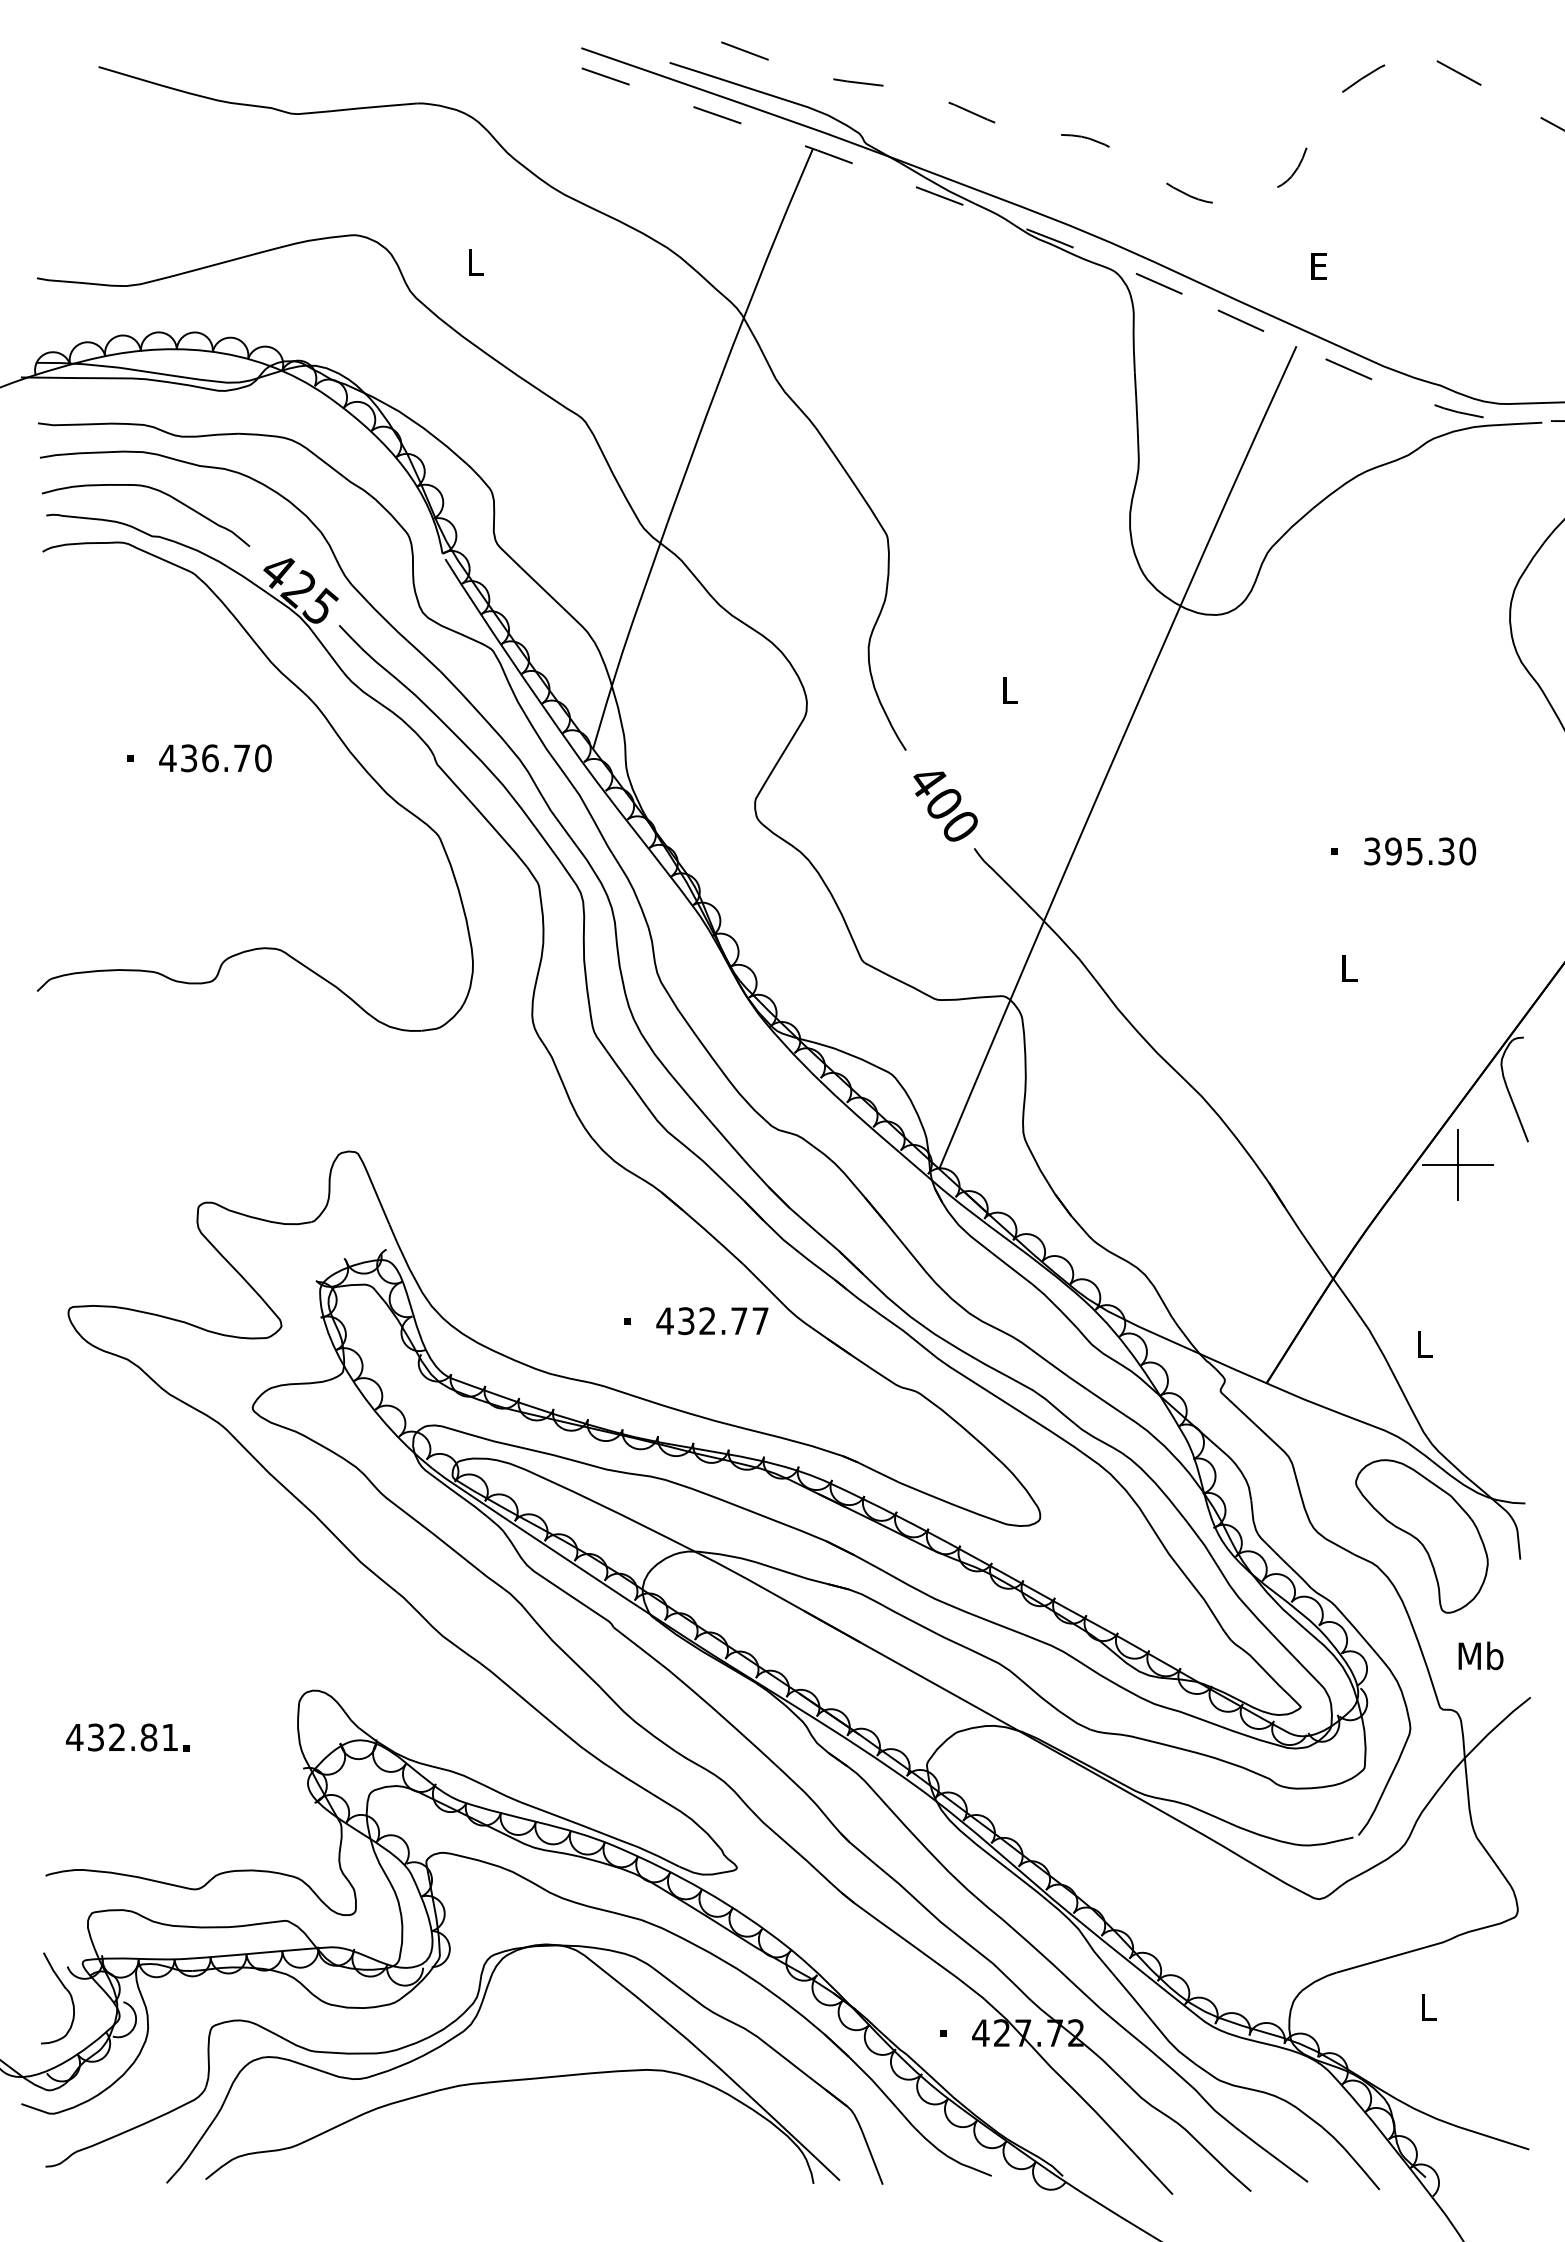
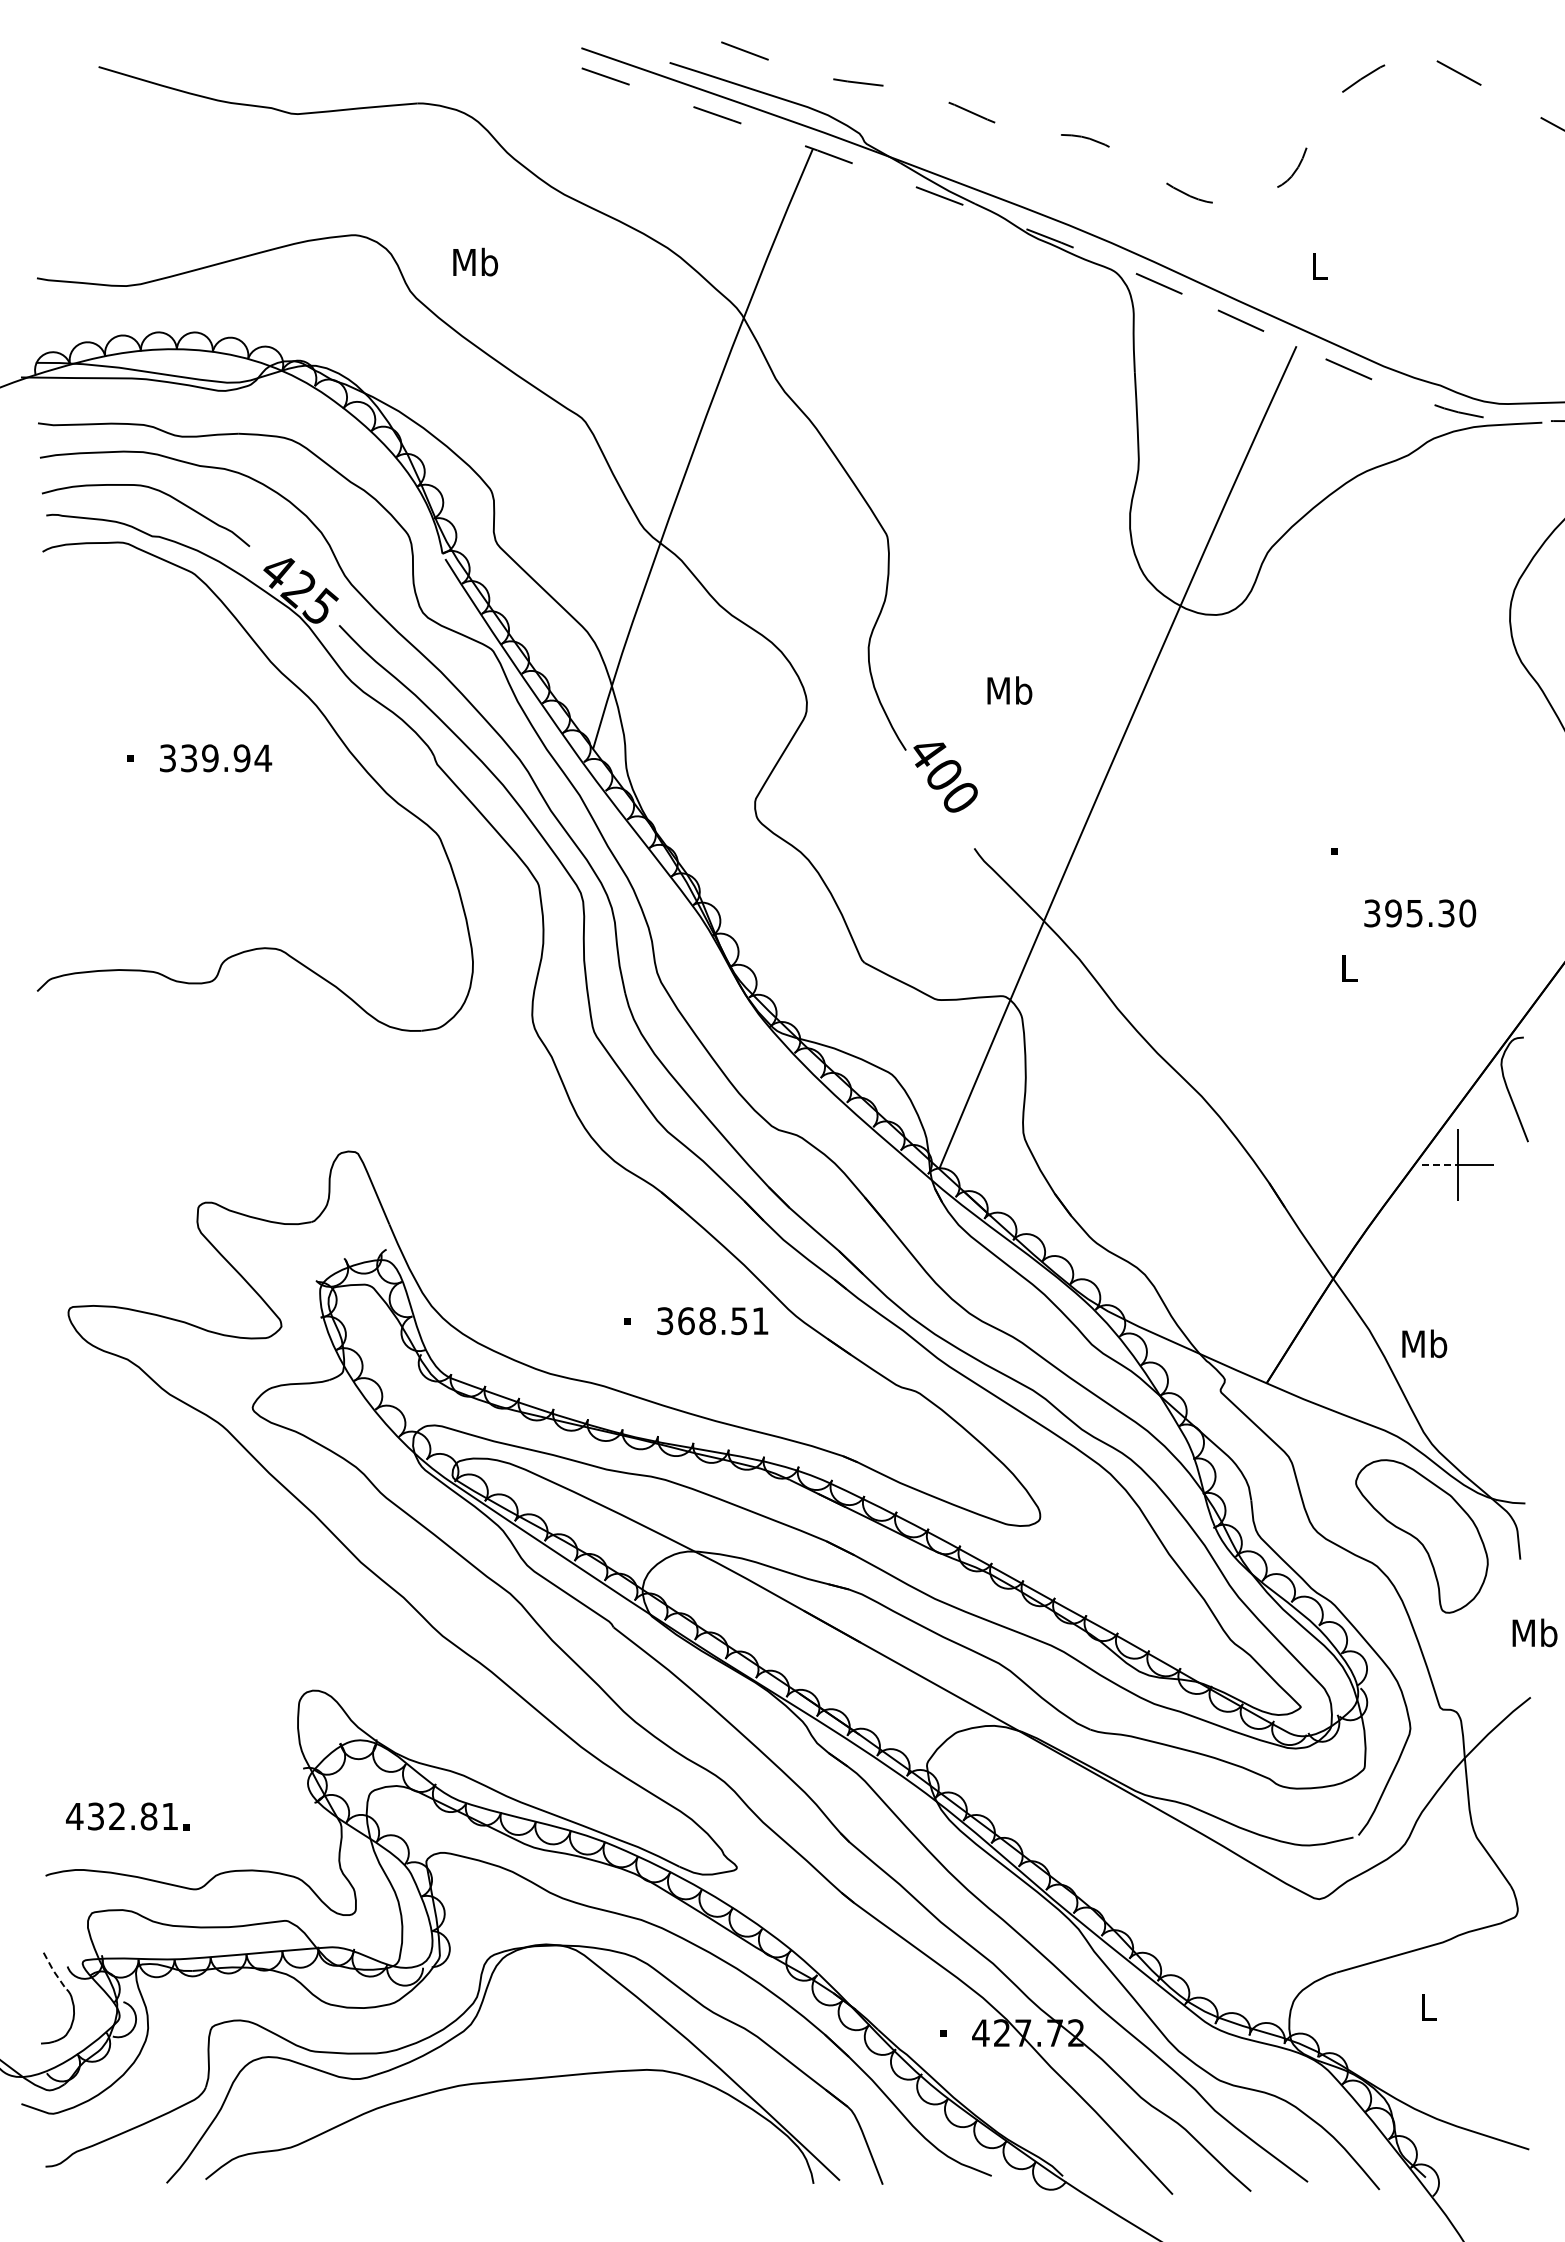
text: L -> Mb (475, 261)
text: E -> L (1319, 266)
text: L -> Mb (1009, 690)
text: 436.70 -> 339.94 (215, 758)
text position: (945, 806) -> (945, 777) (945, 777)
text position: (1420, 851) -> (1420, 913) (1420, 913)
line: solid -> dashed (1440, 1165)
text: 432.77 -> 368.51 (712, 1321)
text: L -> Mb (1424, 1343)
text position: (1480, 1655) -> (1534, 1632) (1534, 1632)
text position: (127, 1737) -> (127, 1816) (127, 1816)
line: solid -> dashed (54, 1972)
